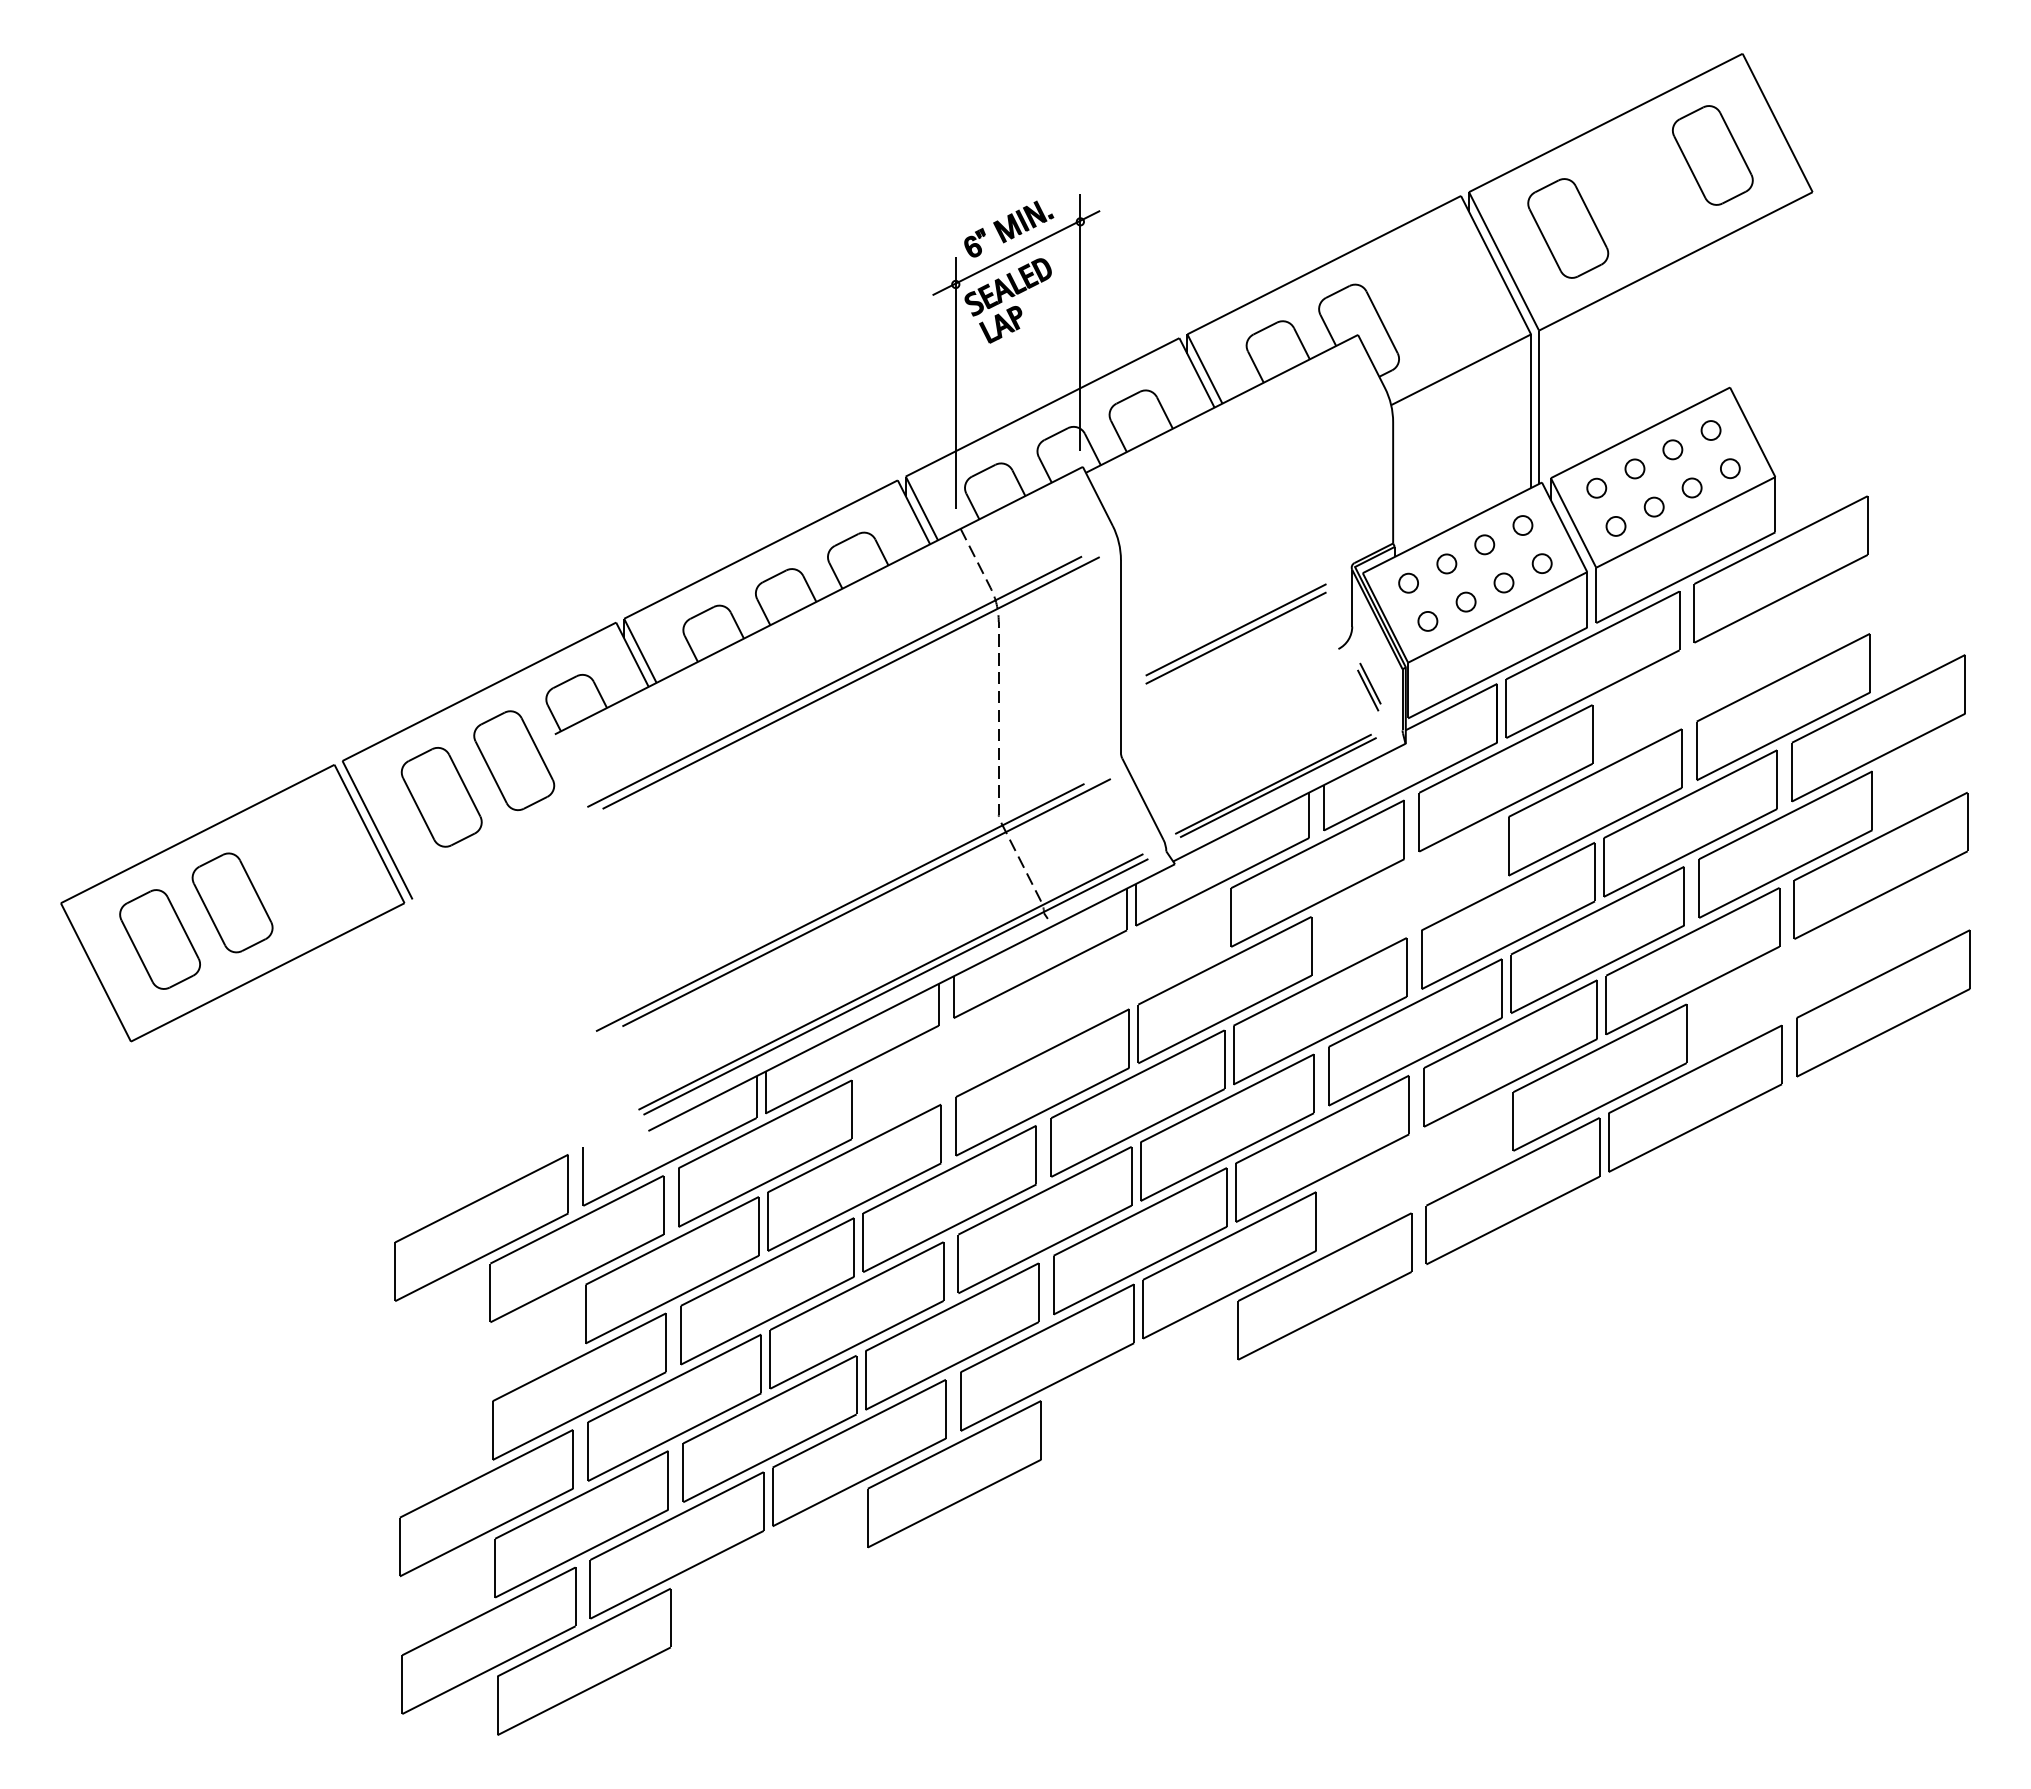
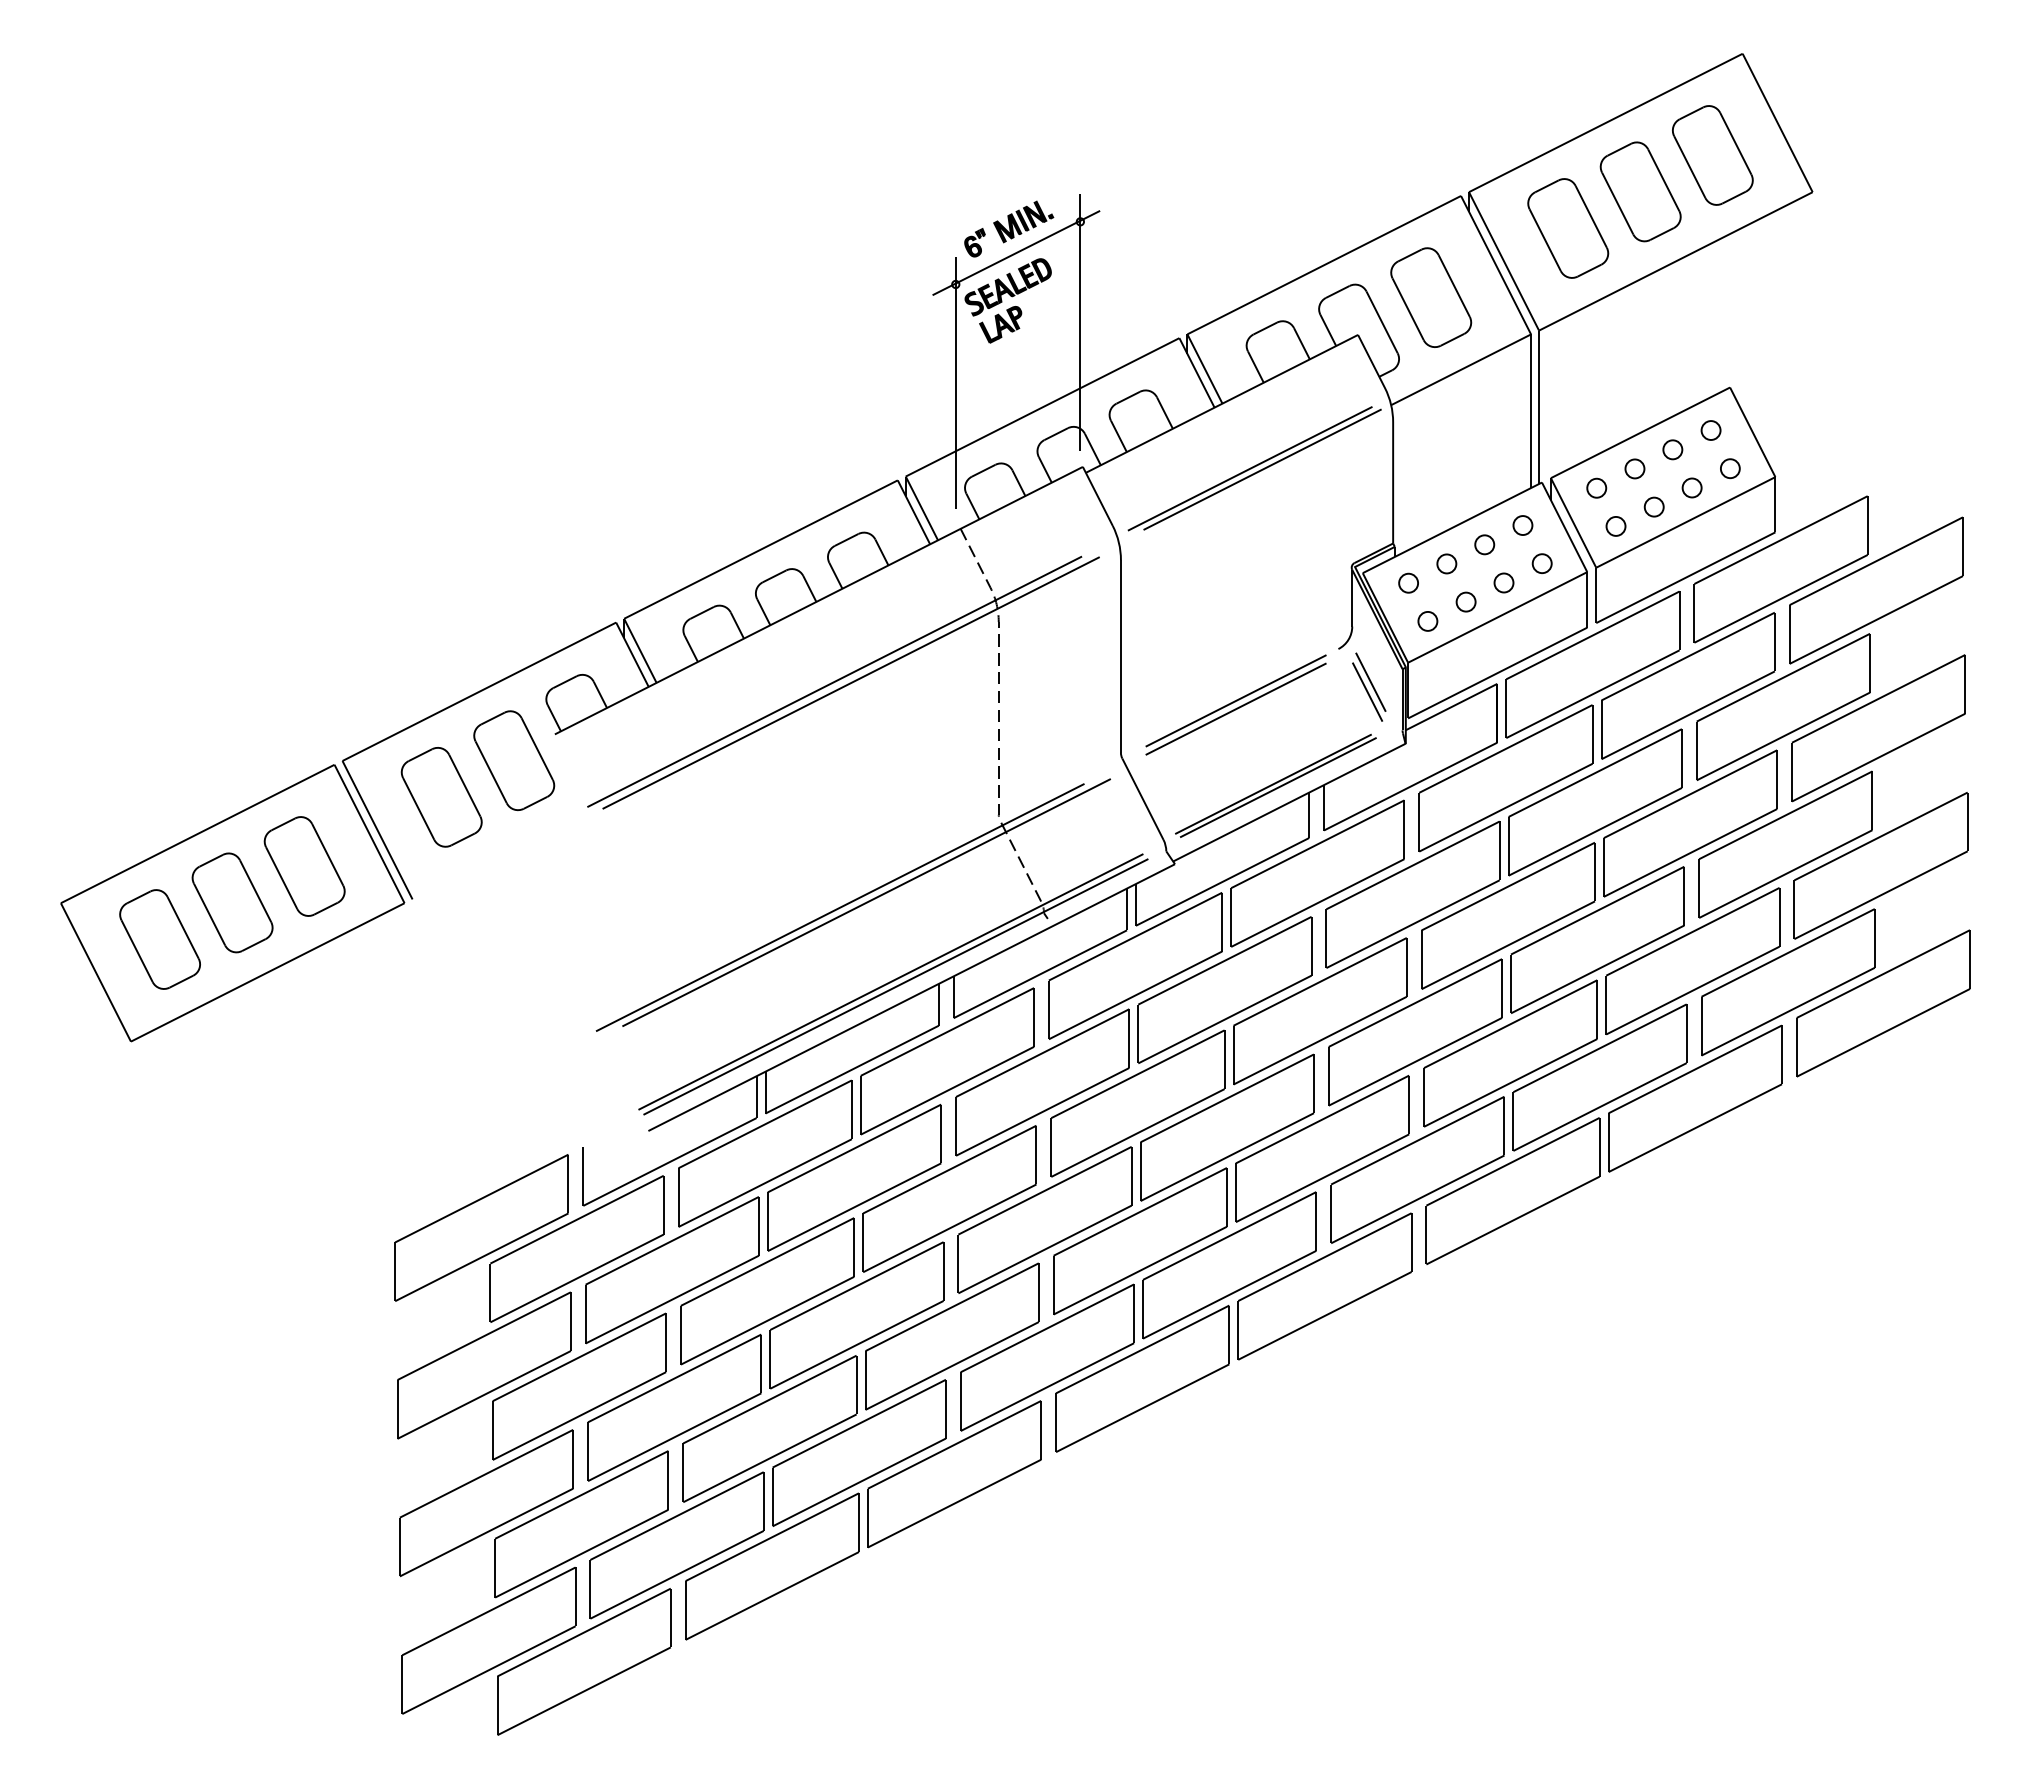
part: none -> present (1640, 191)
part: none -> present (1431, 297)
part: none -> present (1254, 468)
part: none -> present (1876, 590)
part position: (1235, 633) -> (1235, 704) (1235, 704)
part: none -> present (1688, 685)
part size: 25x50 px -> 35x70 px (1369, 686)
part: none -> present (304, 866)
part: none -> present (1412, 894)
part: none -> present (1135, 965)
part: none -> present (1788, 982)
part: none -> present (947, 1061)
part: none -> present (1417, 1169)
part: none -> present (484, 1365)
part: none -> present (1142, 1378)
part: none -> present (772, 1566)
